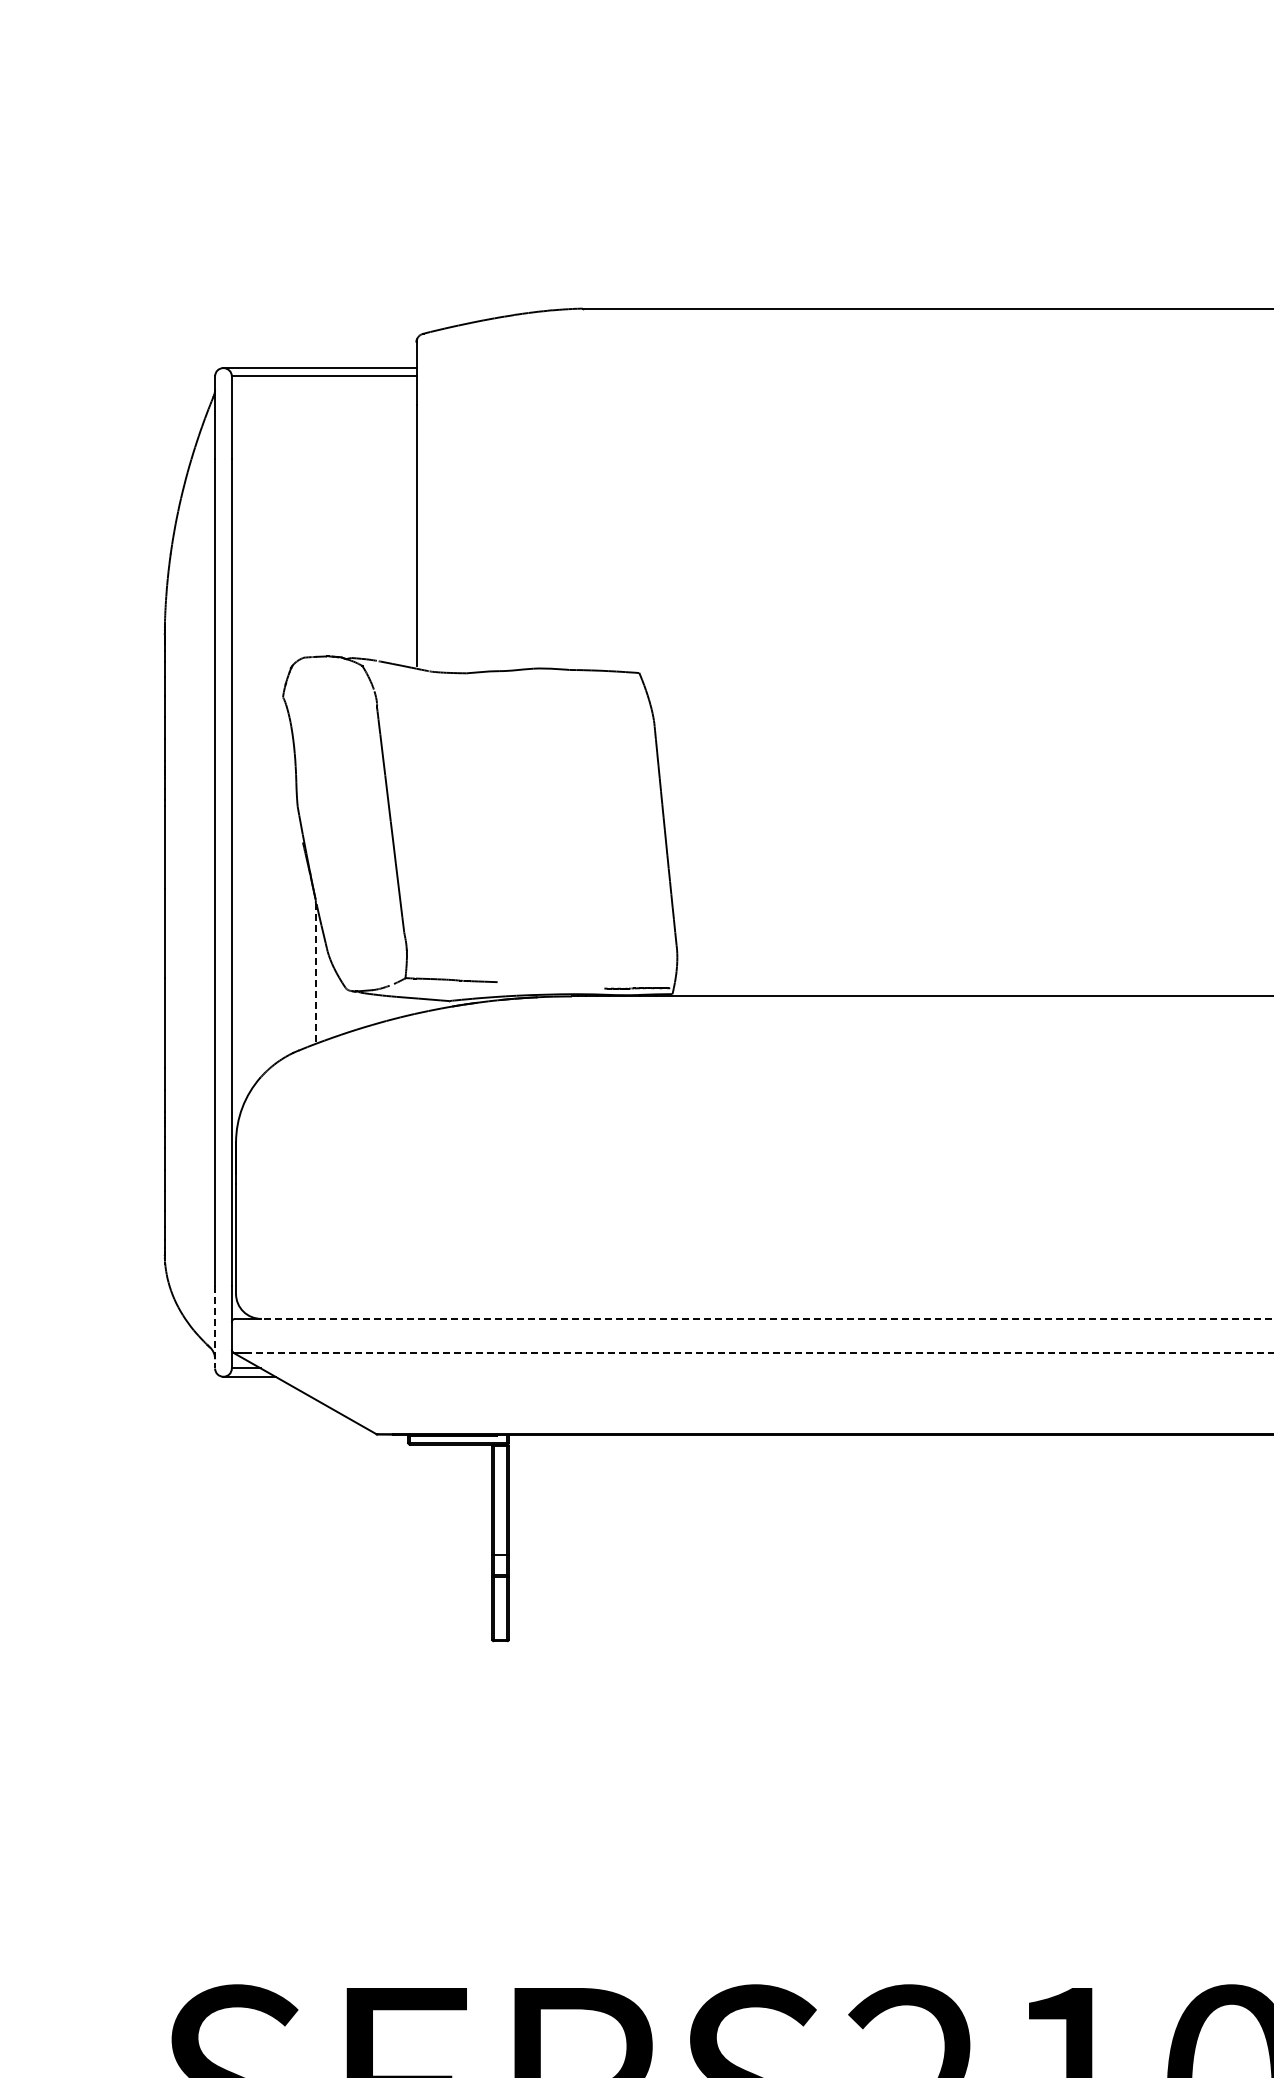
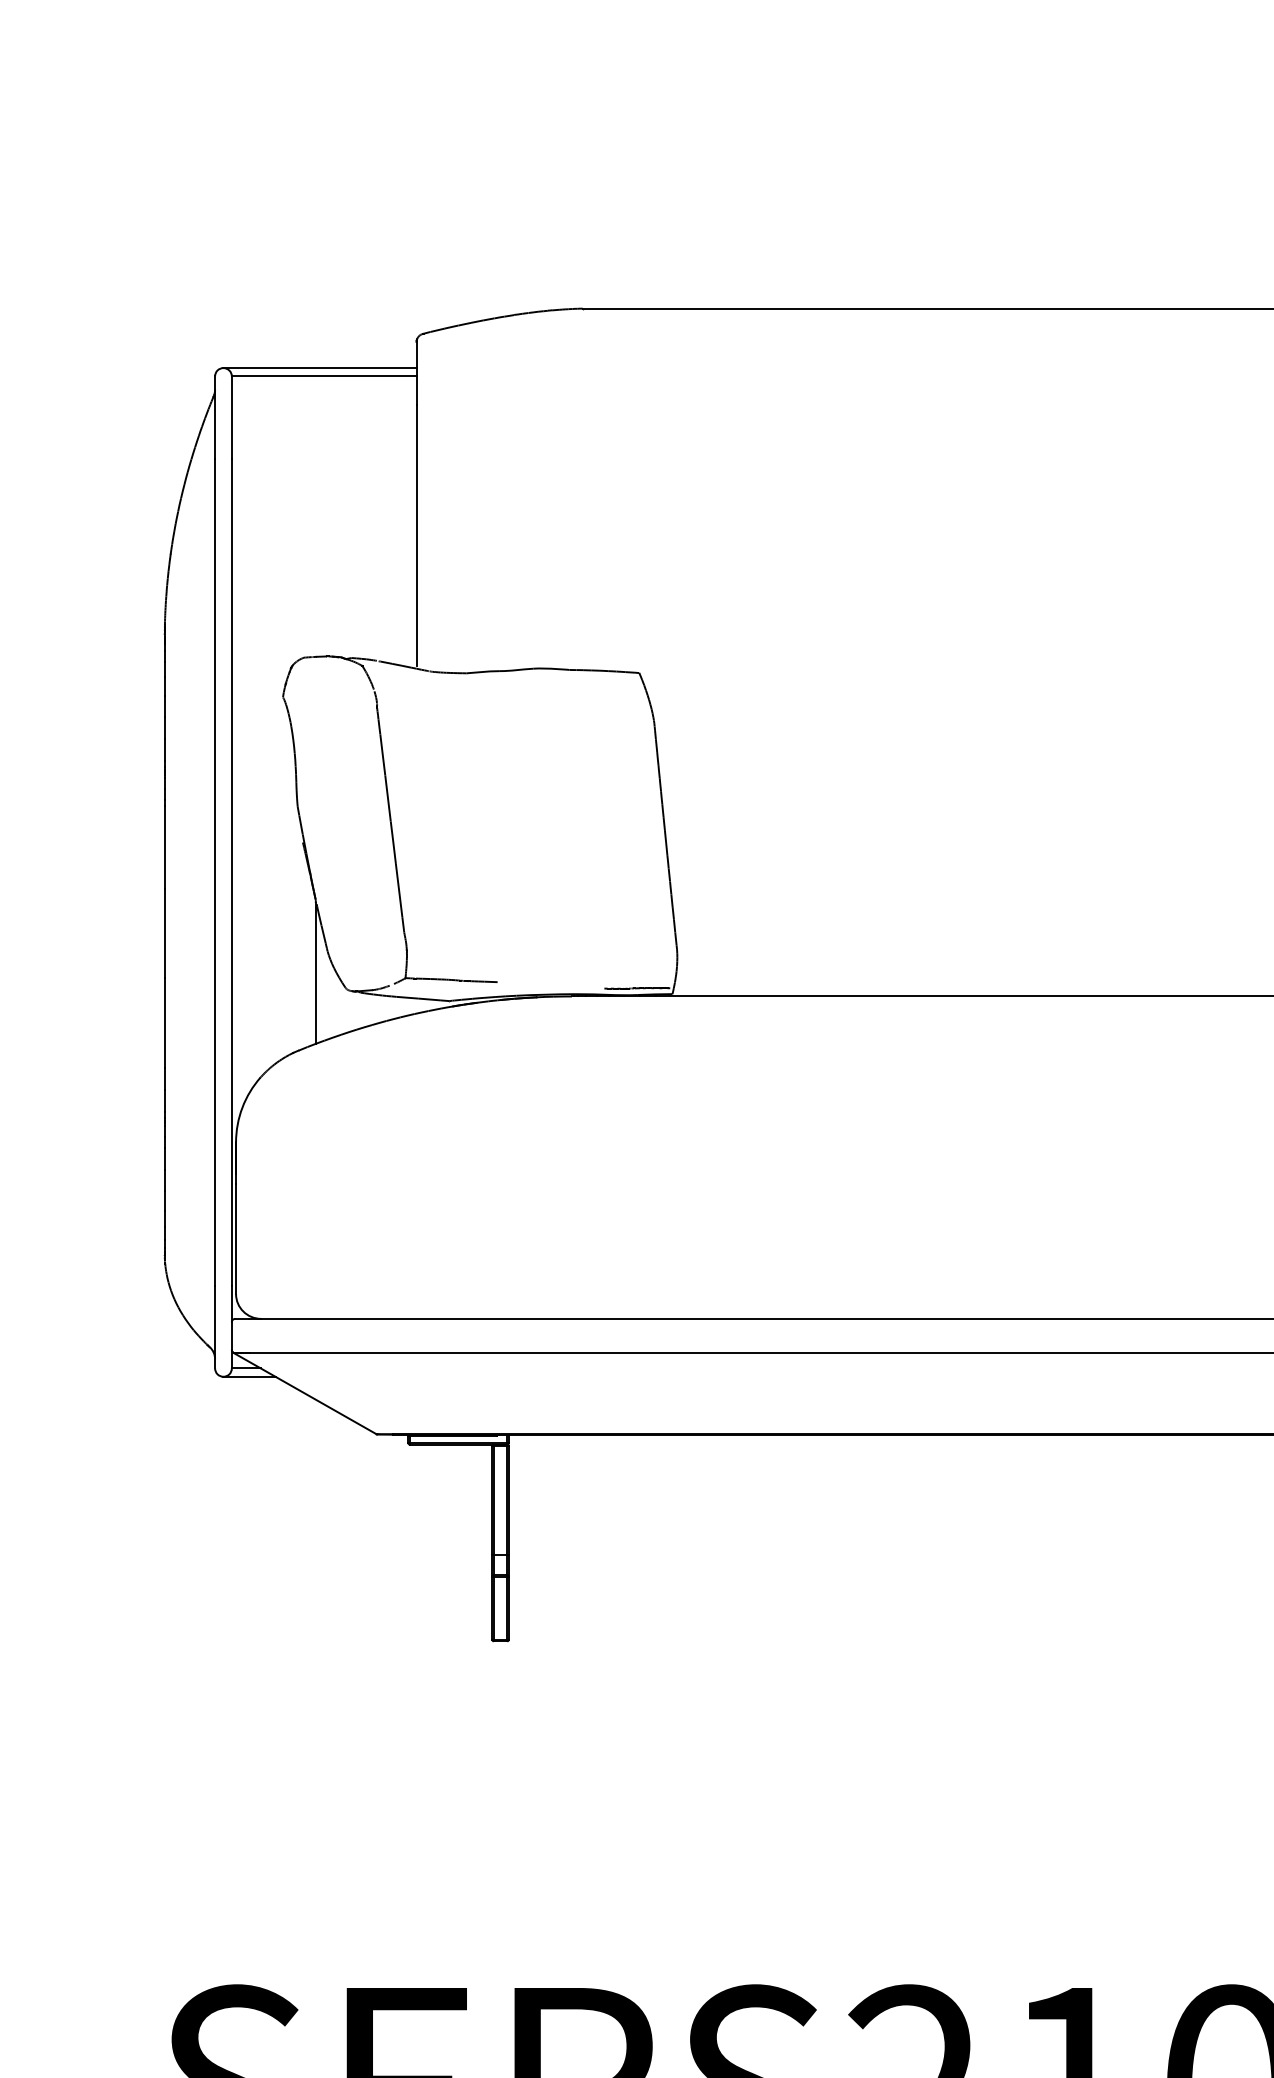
line: dashed -> solid (315, 974)
line: dashed -> solid (767, 1318)
line: dashed -> solid (215, 1327)
line: dashed -> solid (761, 1352)
